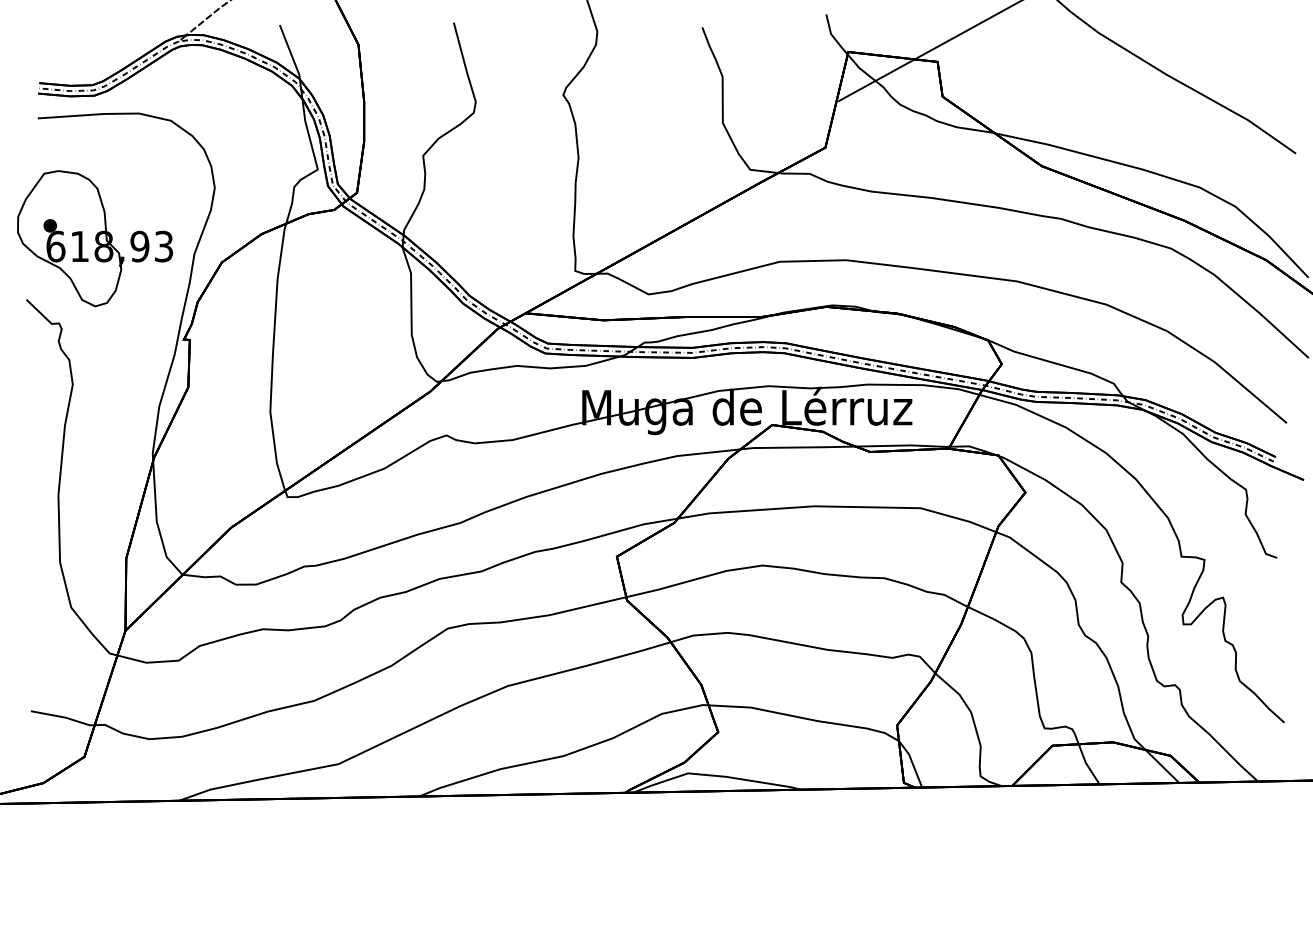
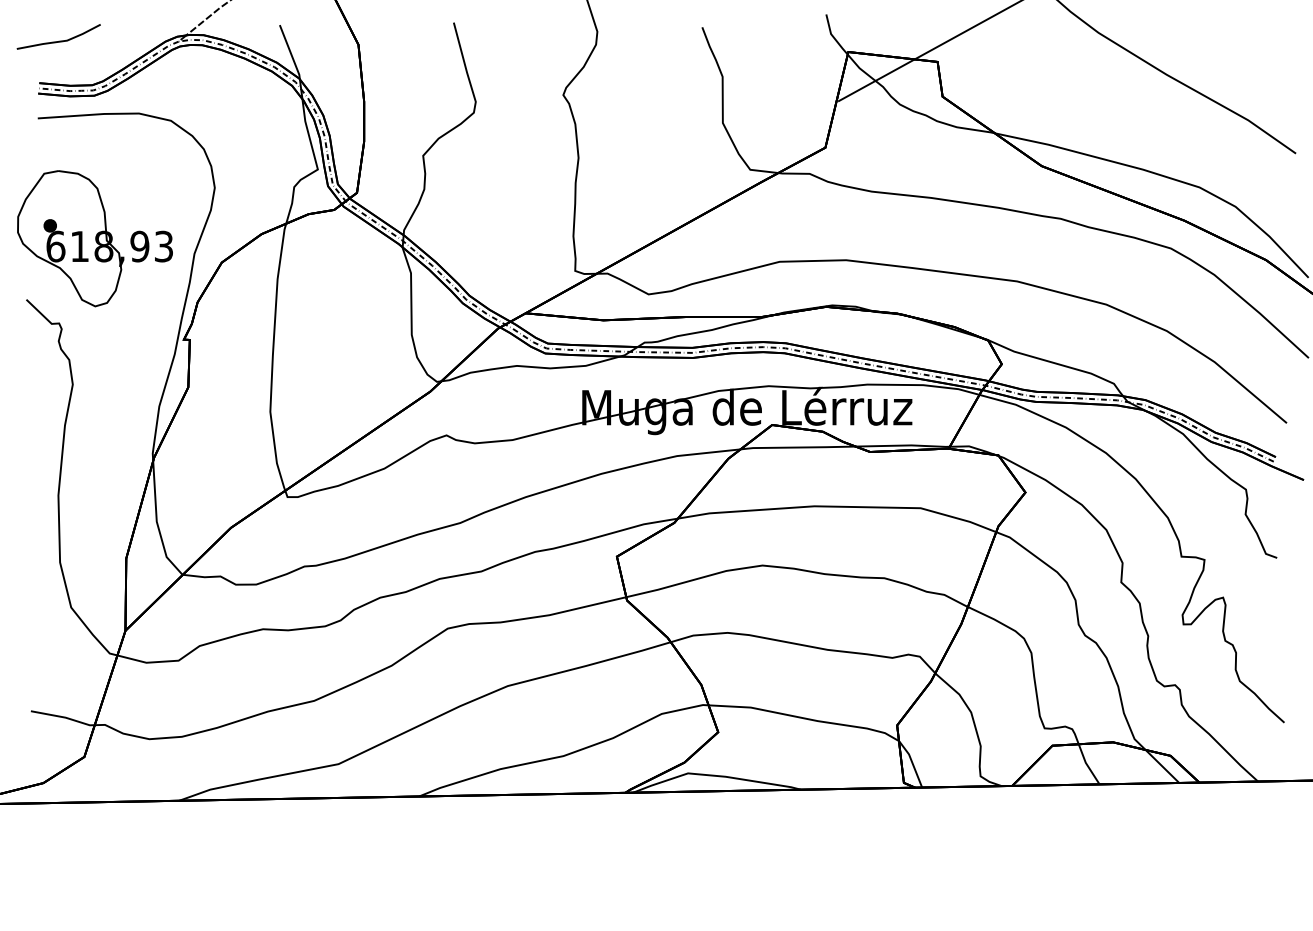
line: none -> present (59, 40)
